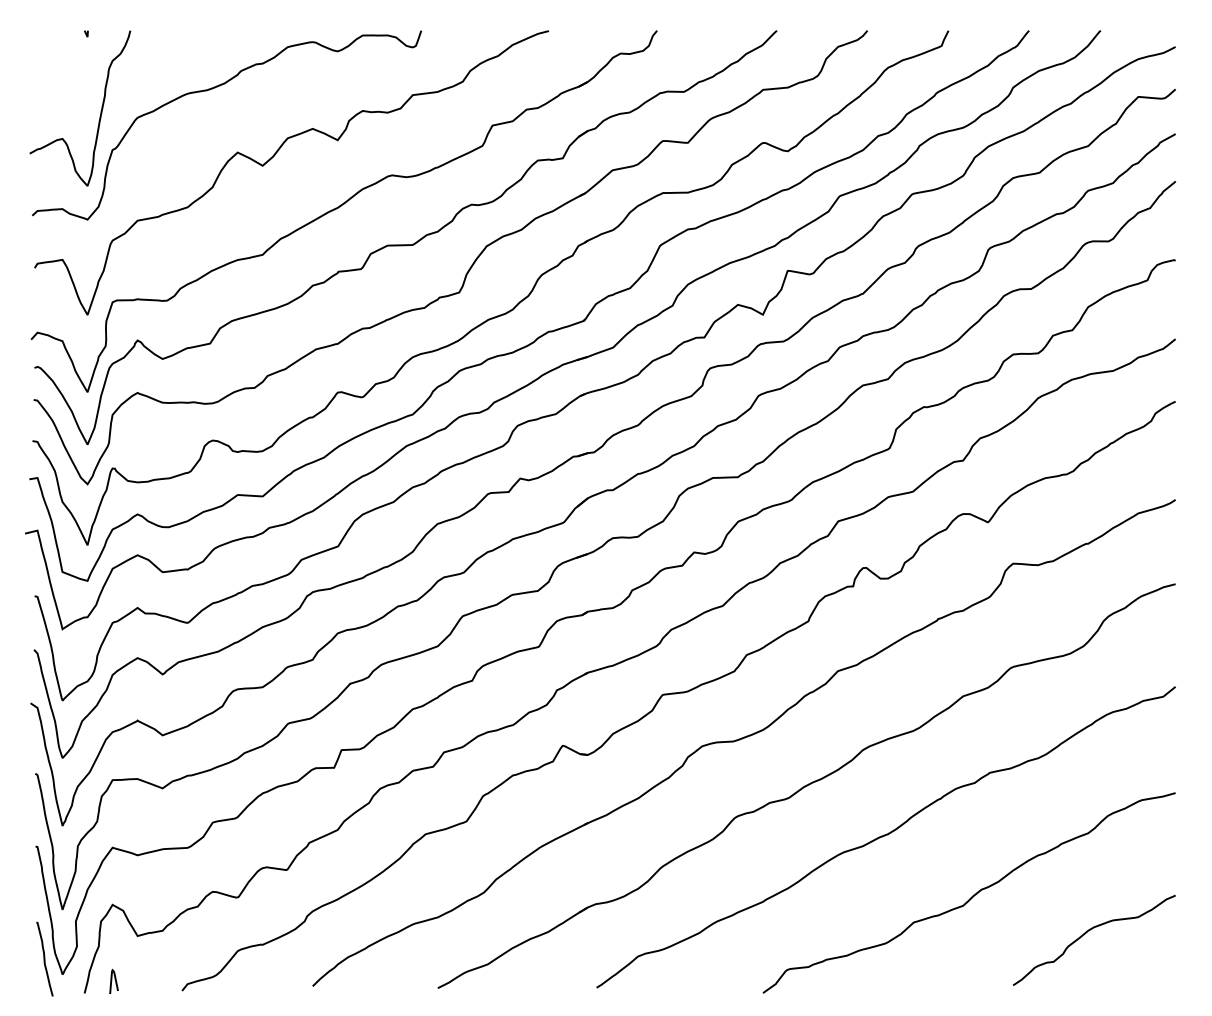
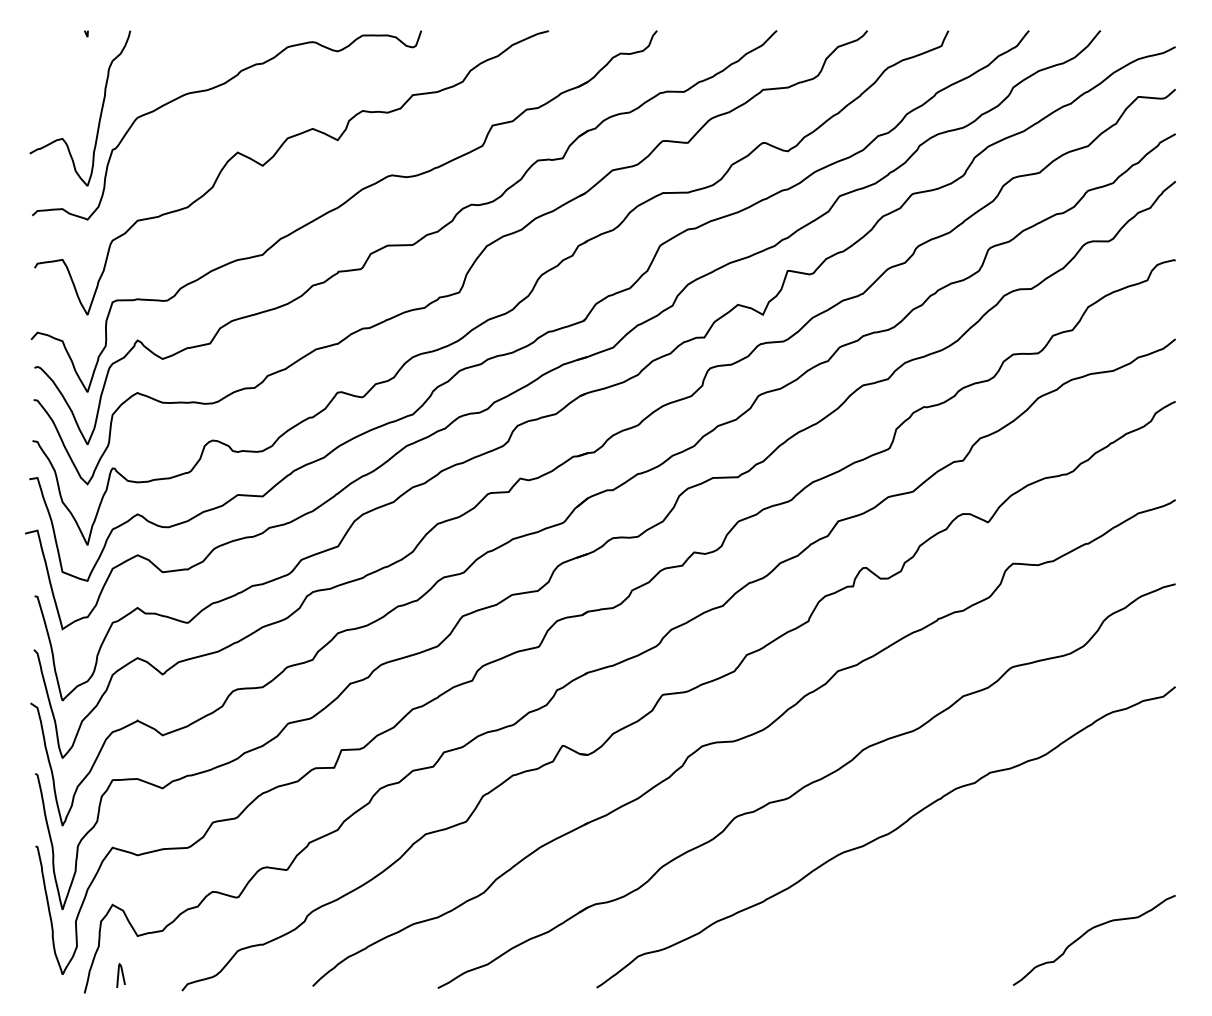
curve: present -> none (972, 895)
curve: present -> none (44, 958)
curve position: (112, 980) -> (119, 974) (119, 974)
